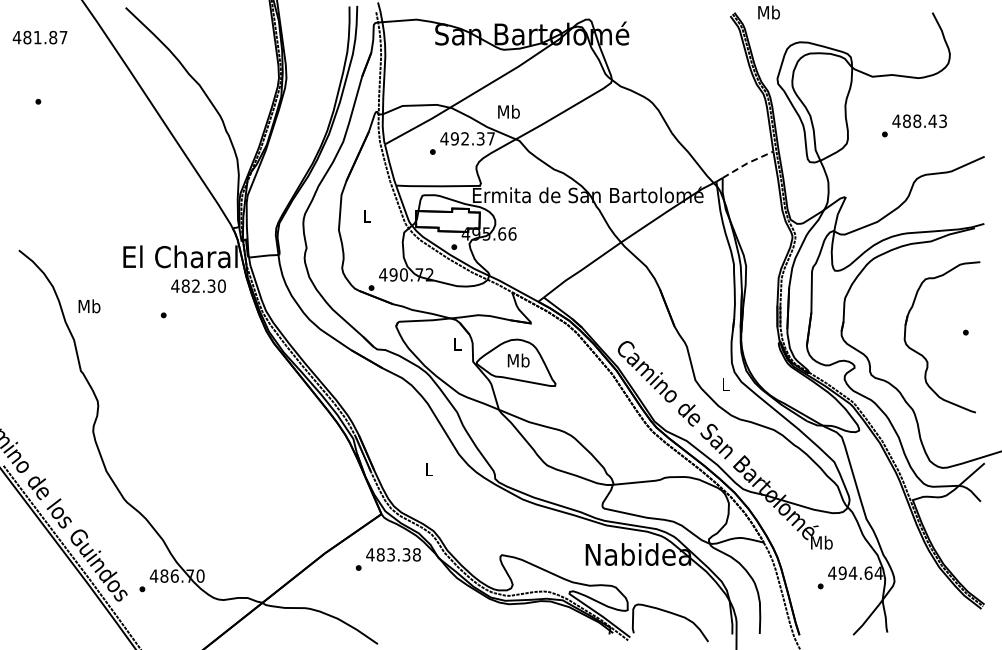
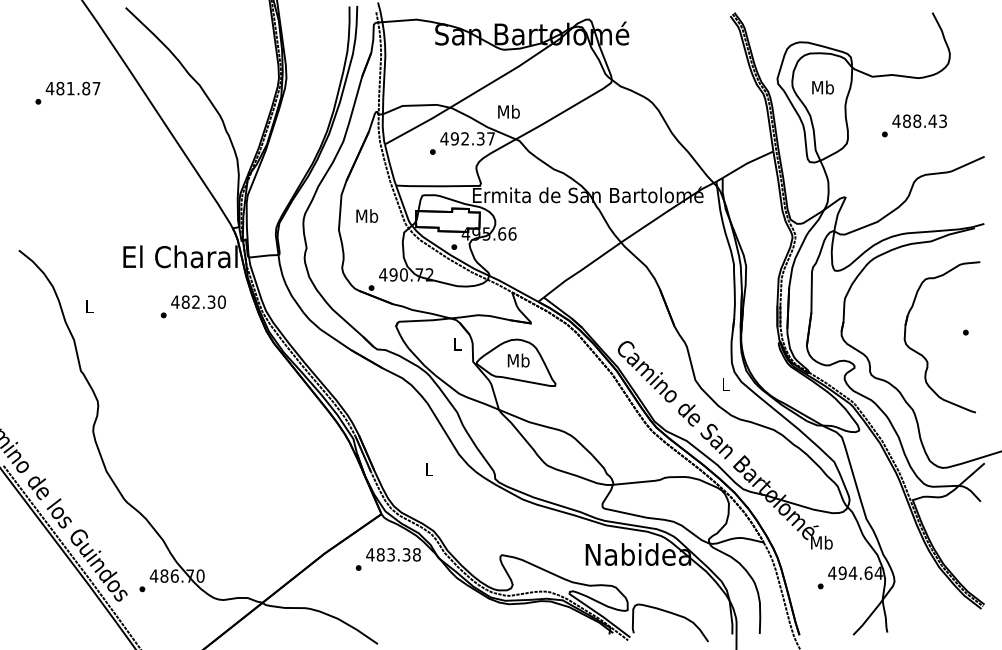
text position: (768, 12) -> (822, 87) (822, 87)
text position: (39, 37) -> (72, 88) (72, 88)
line: dashed -> solid (747, 163)
text: L -> Mb (367, 215)
text position: (198, 285) -> (198, 301) (198, 301)
text: Mb -> L (89, 306)
